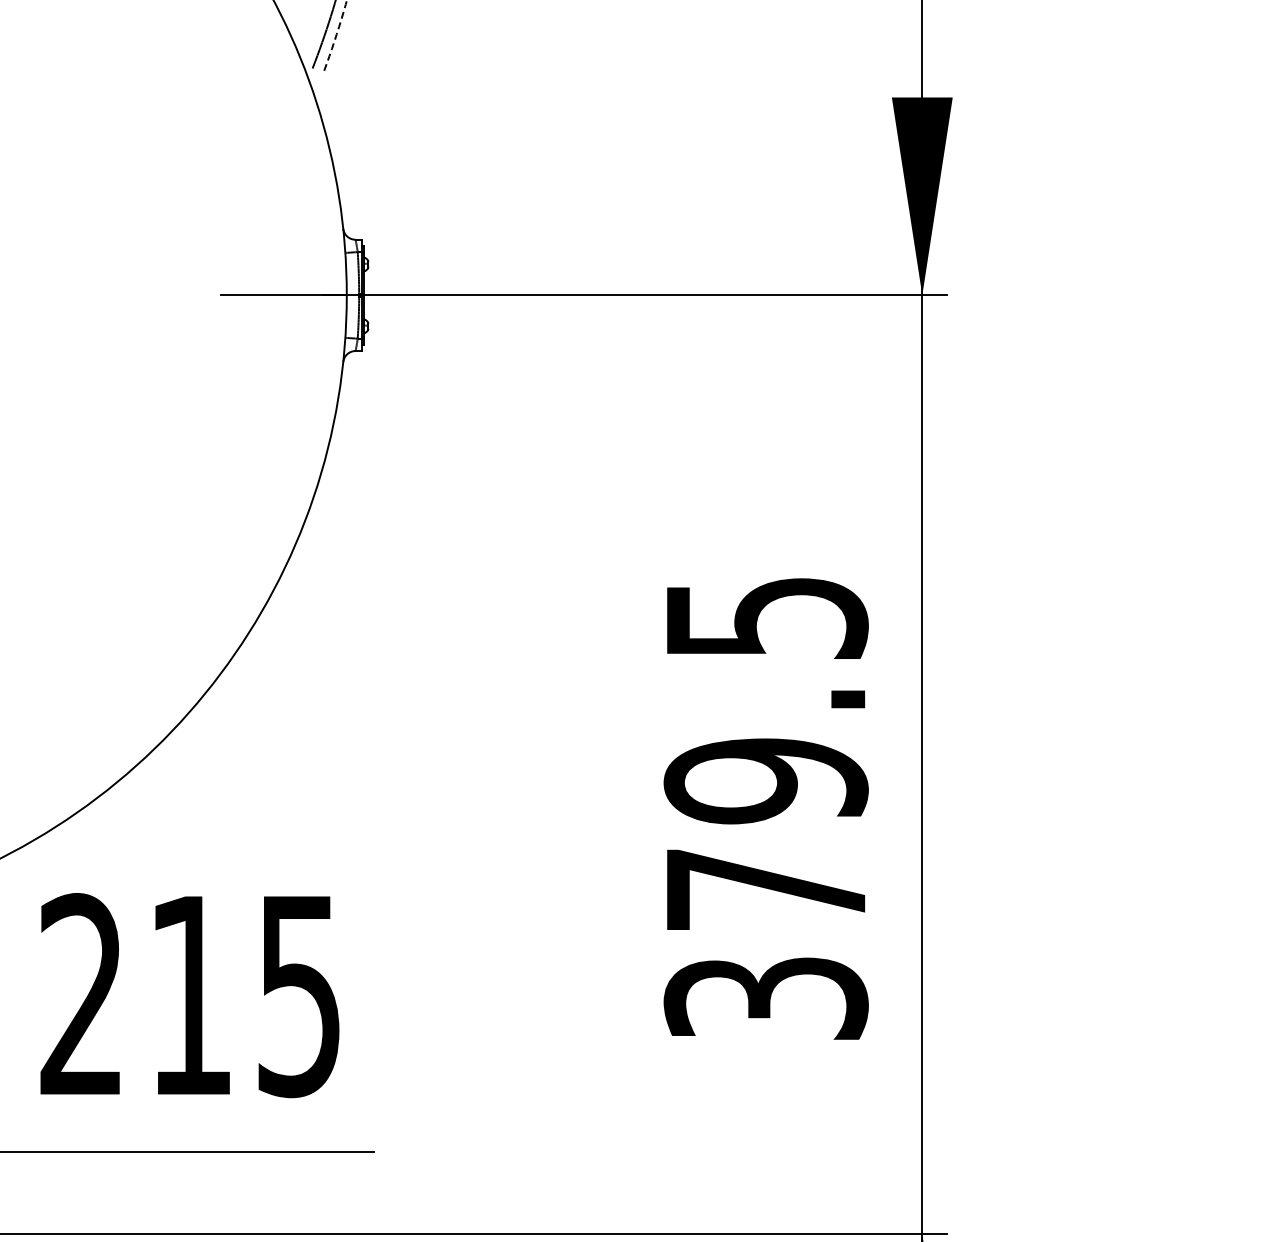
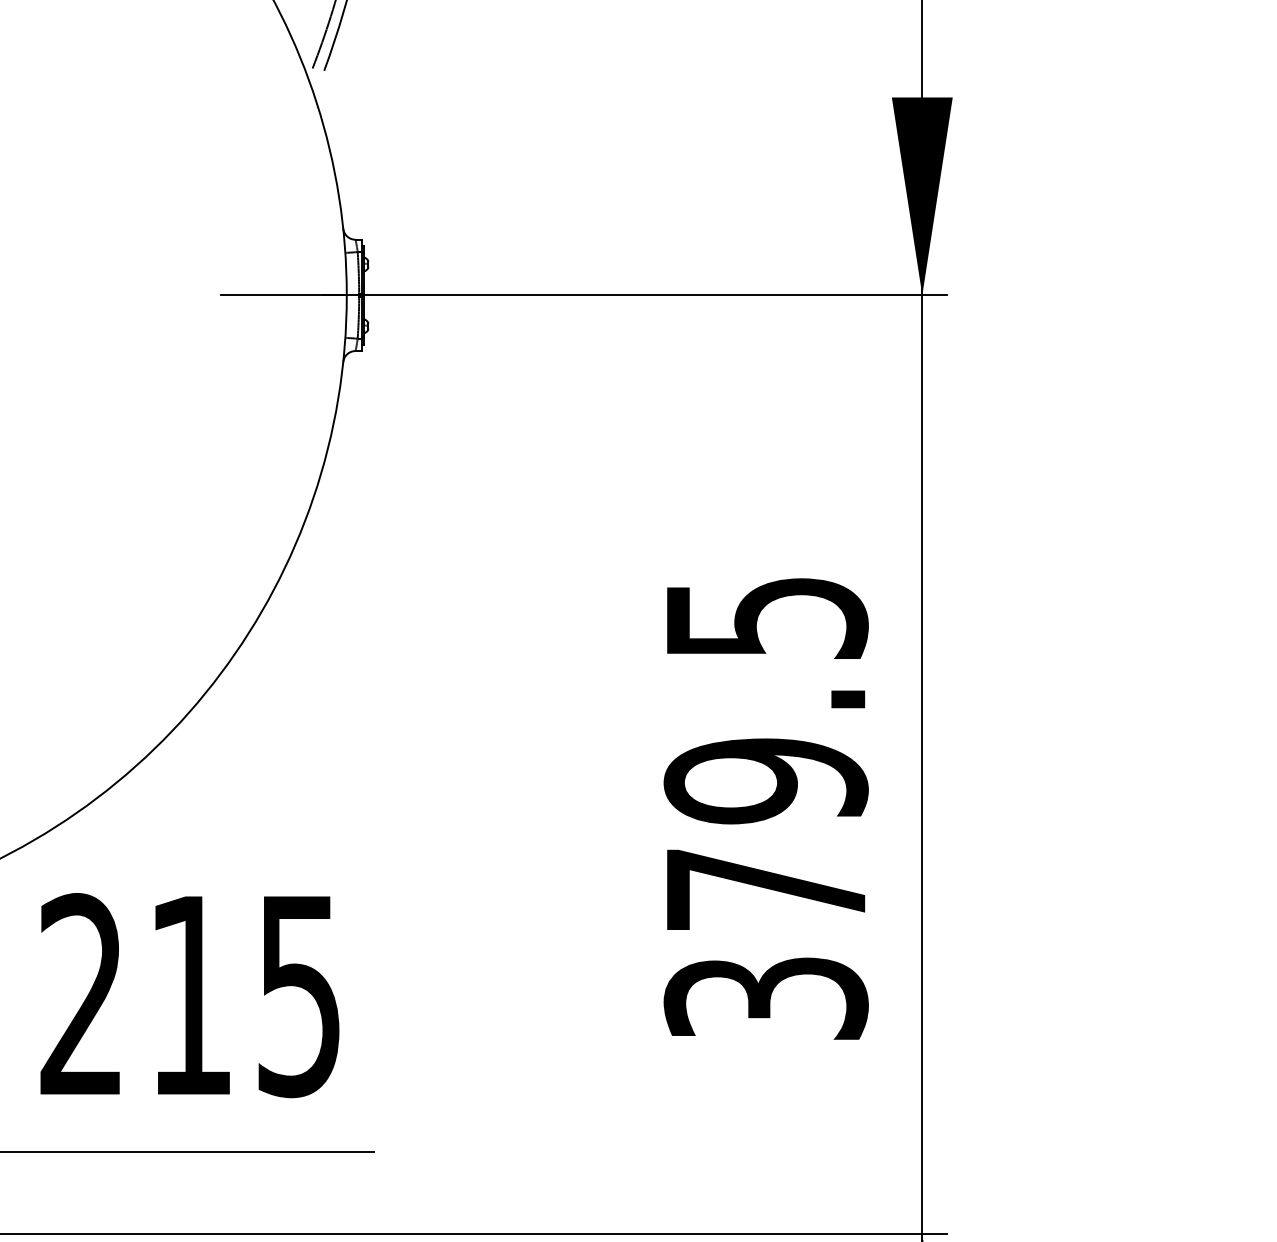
arc: dashed -> solid (336, 35)
